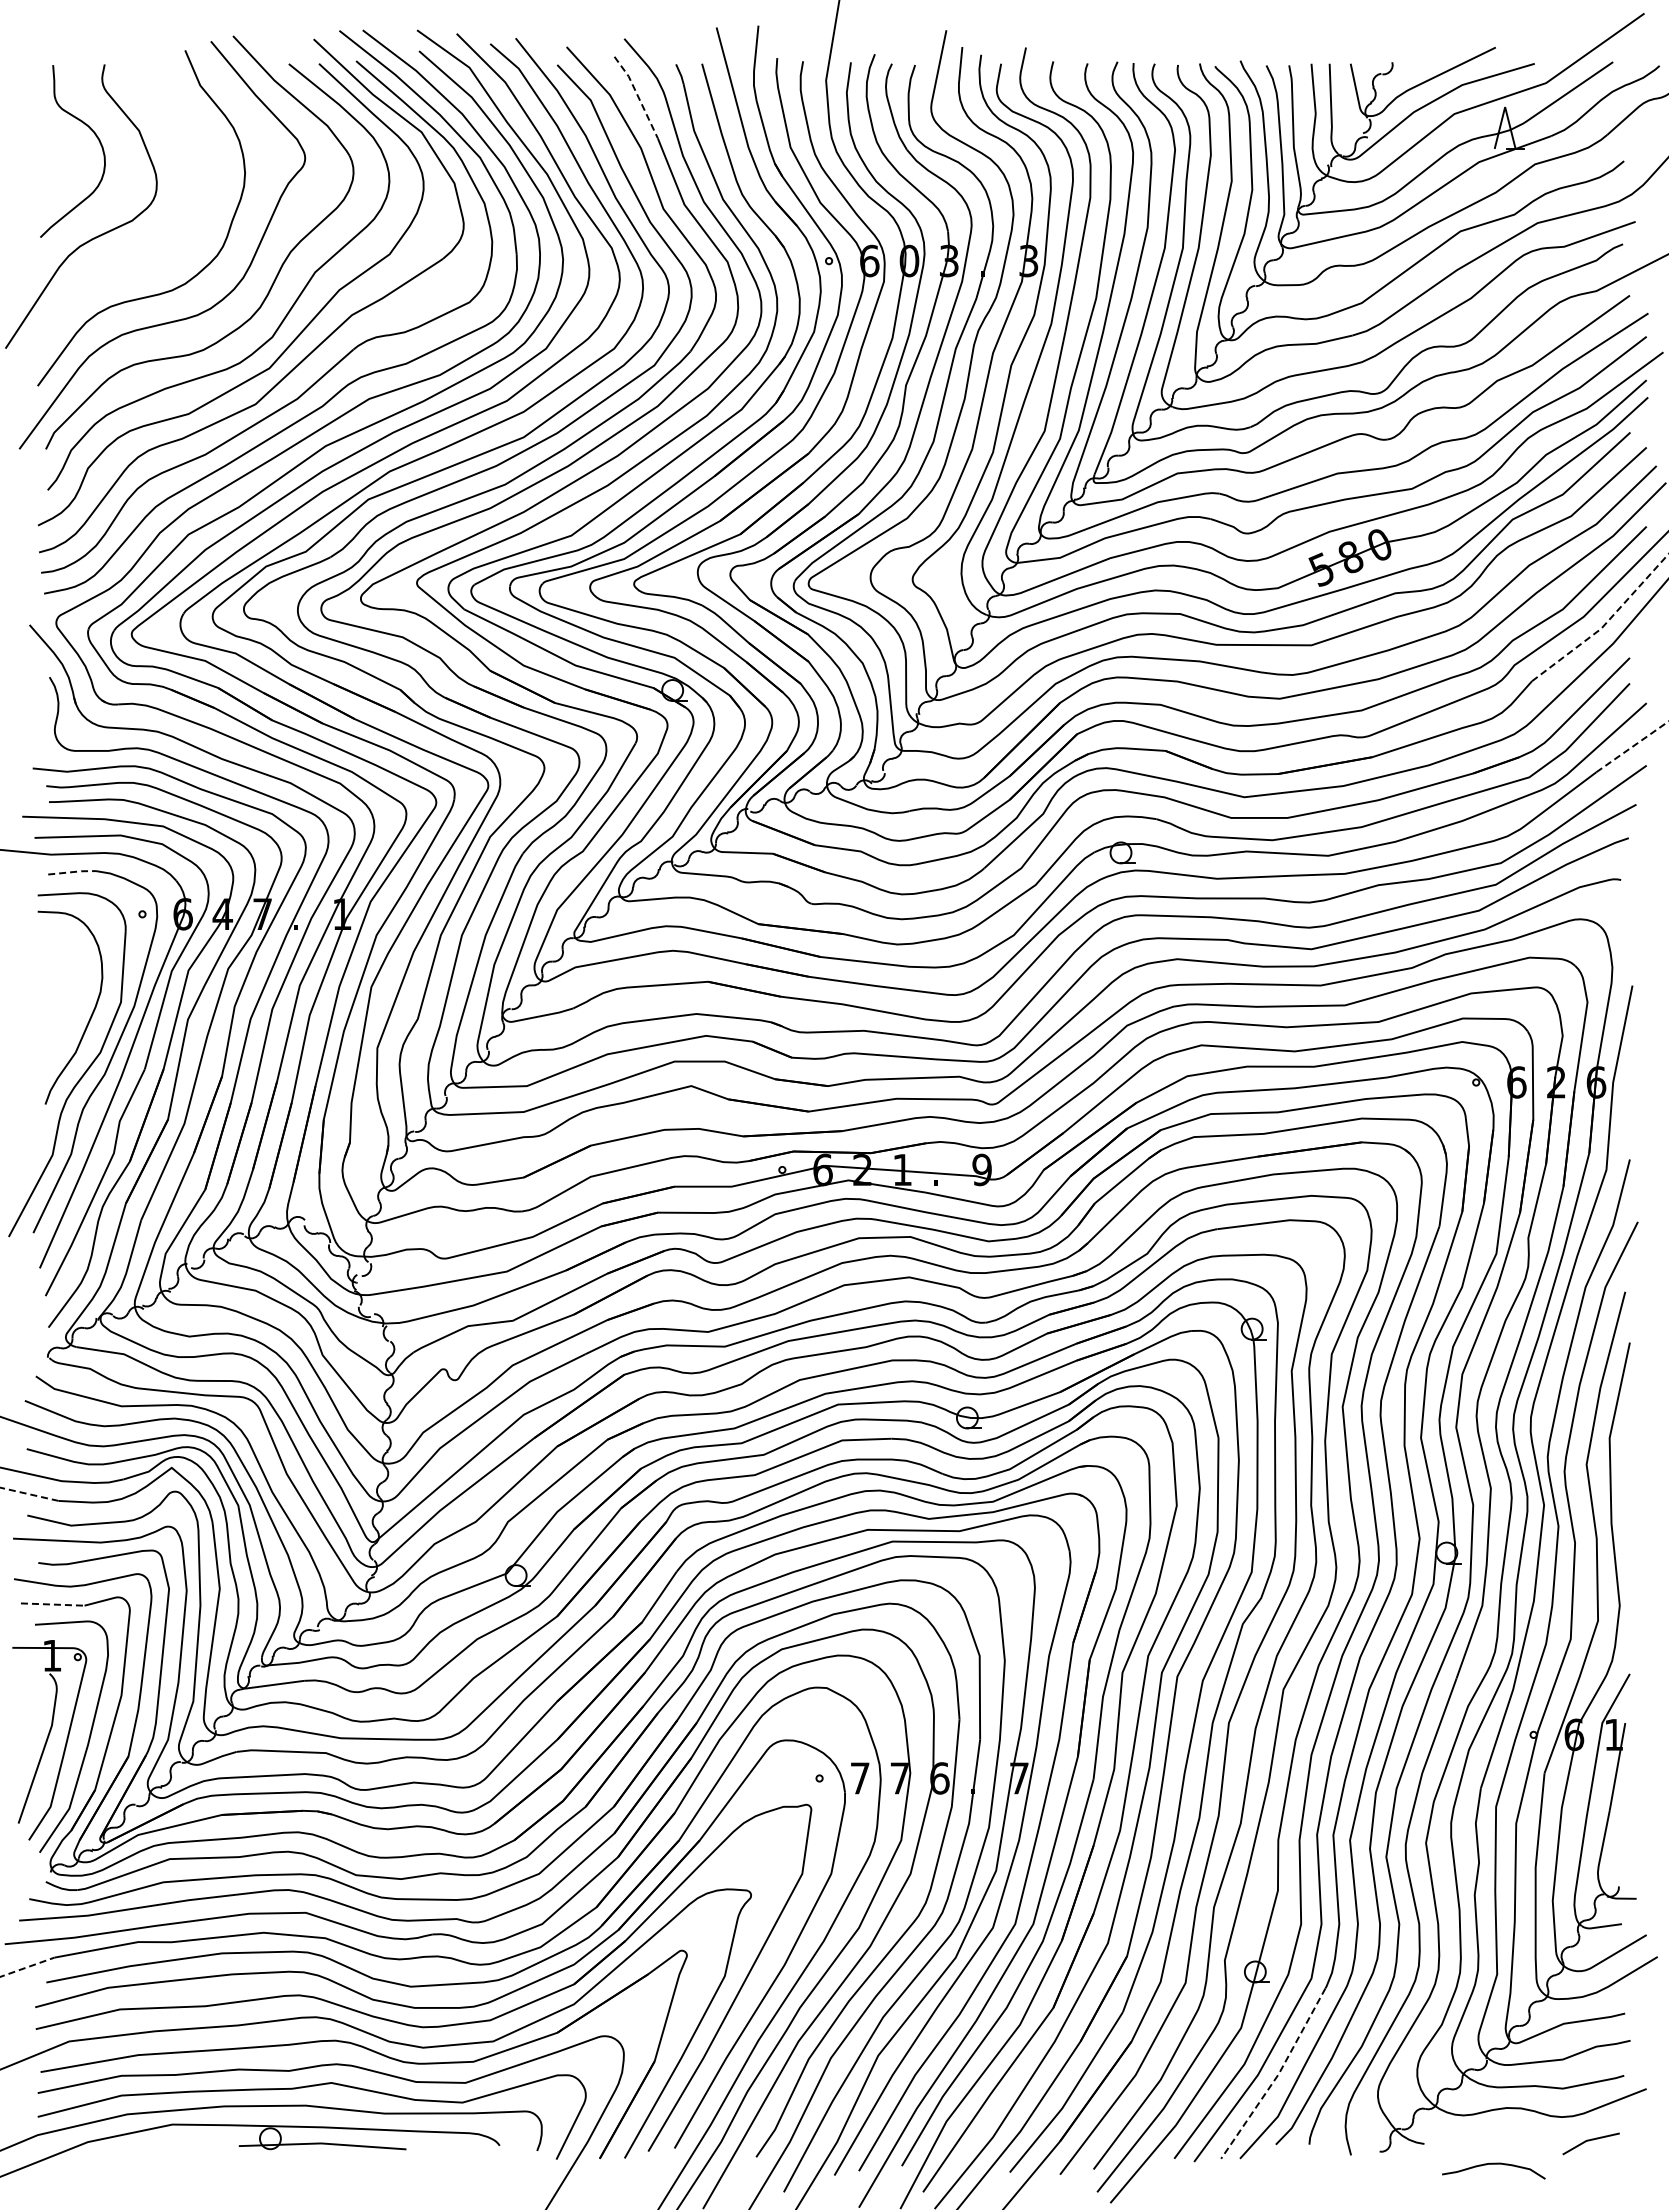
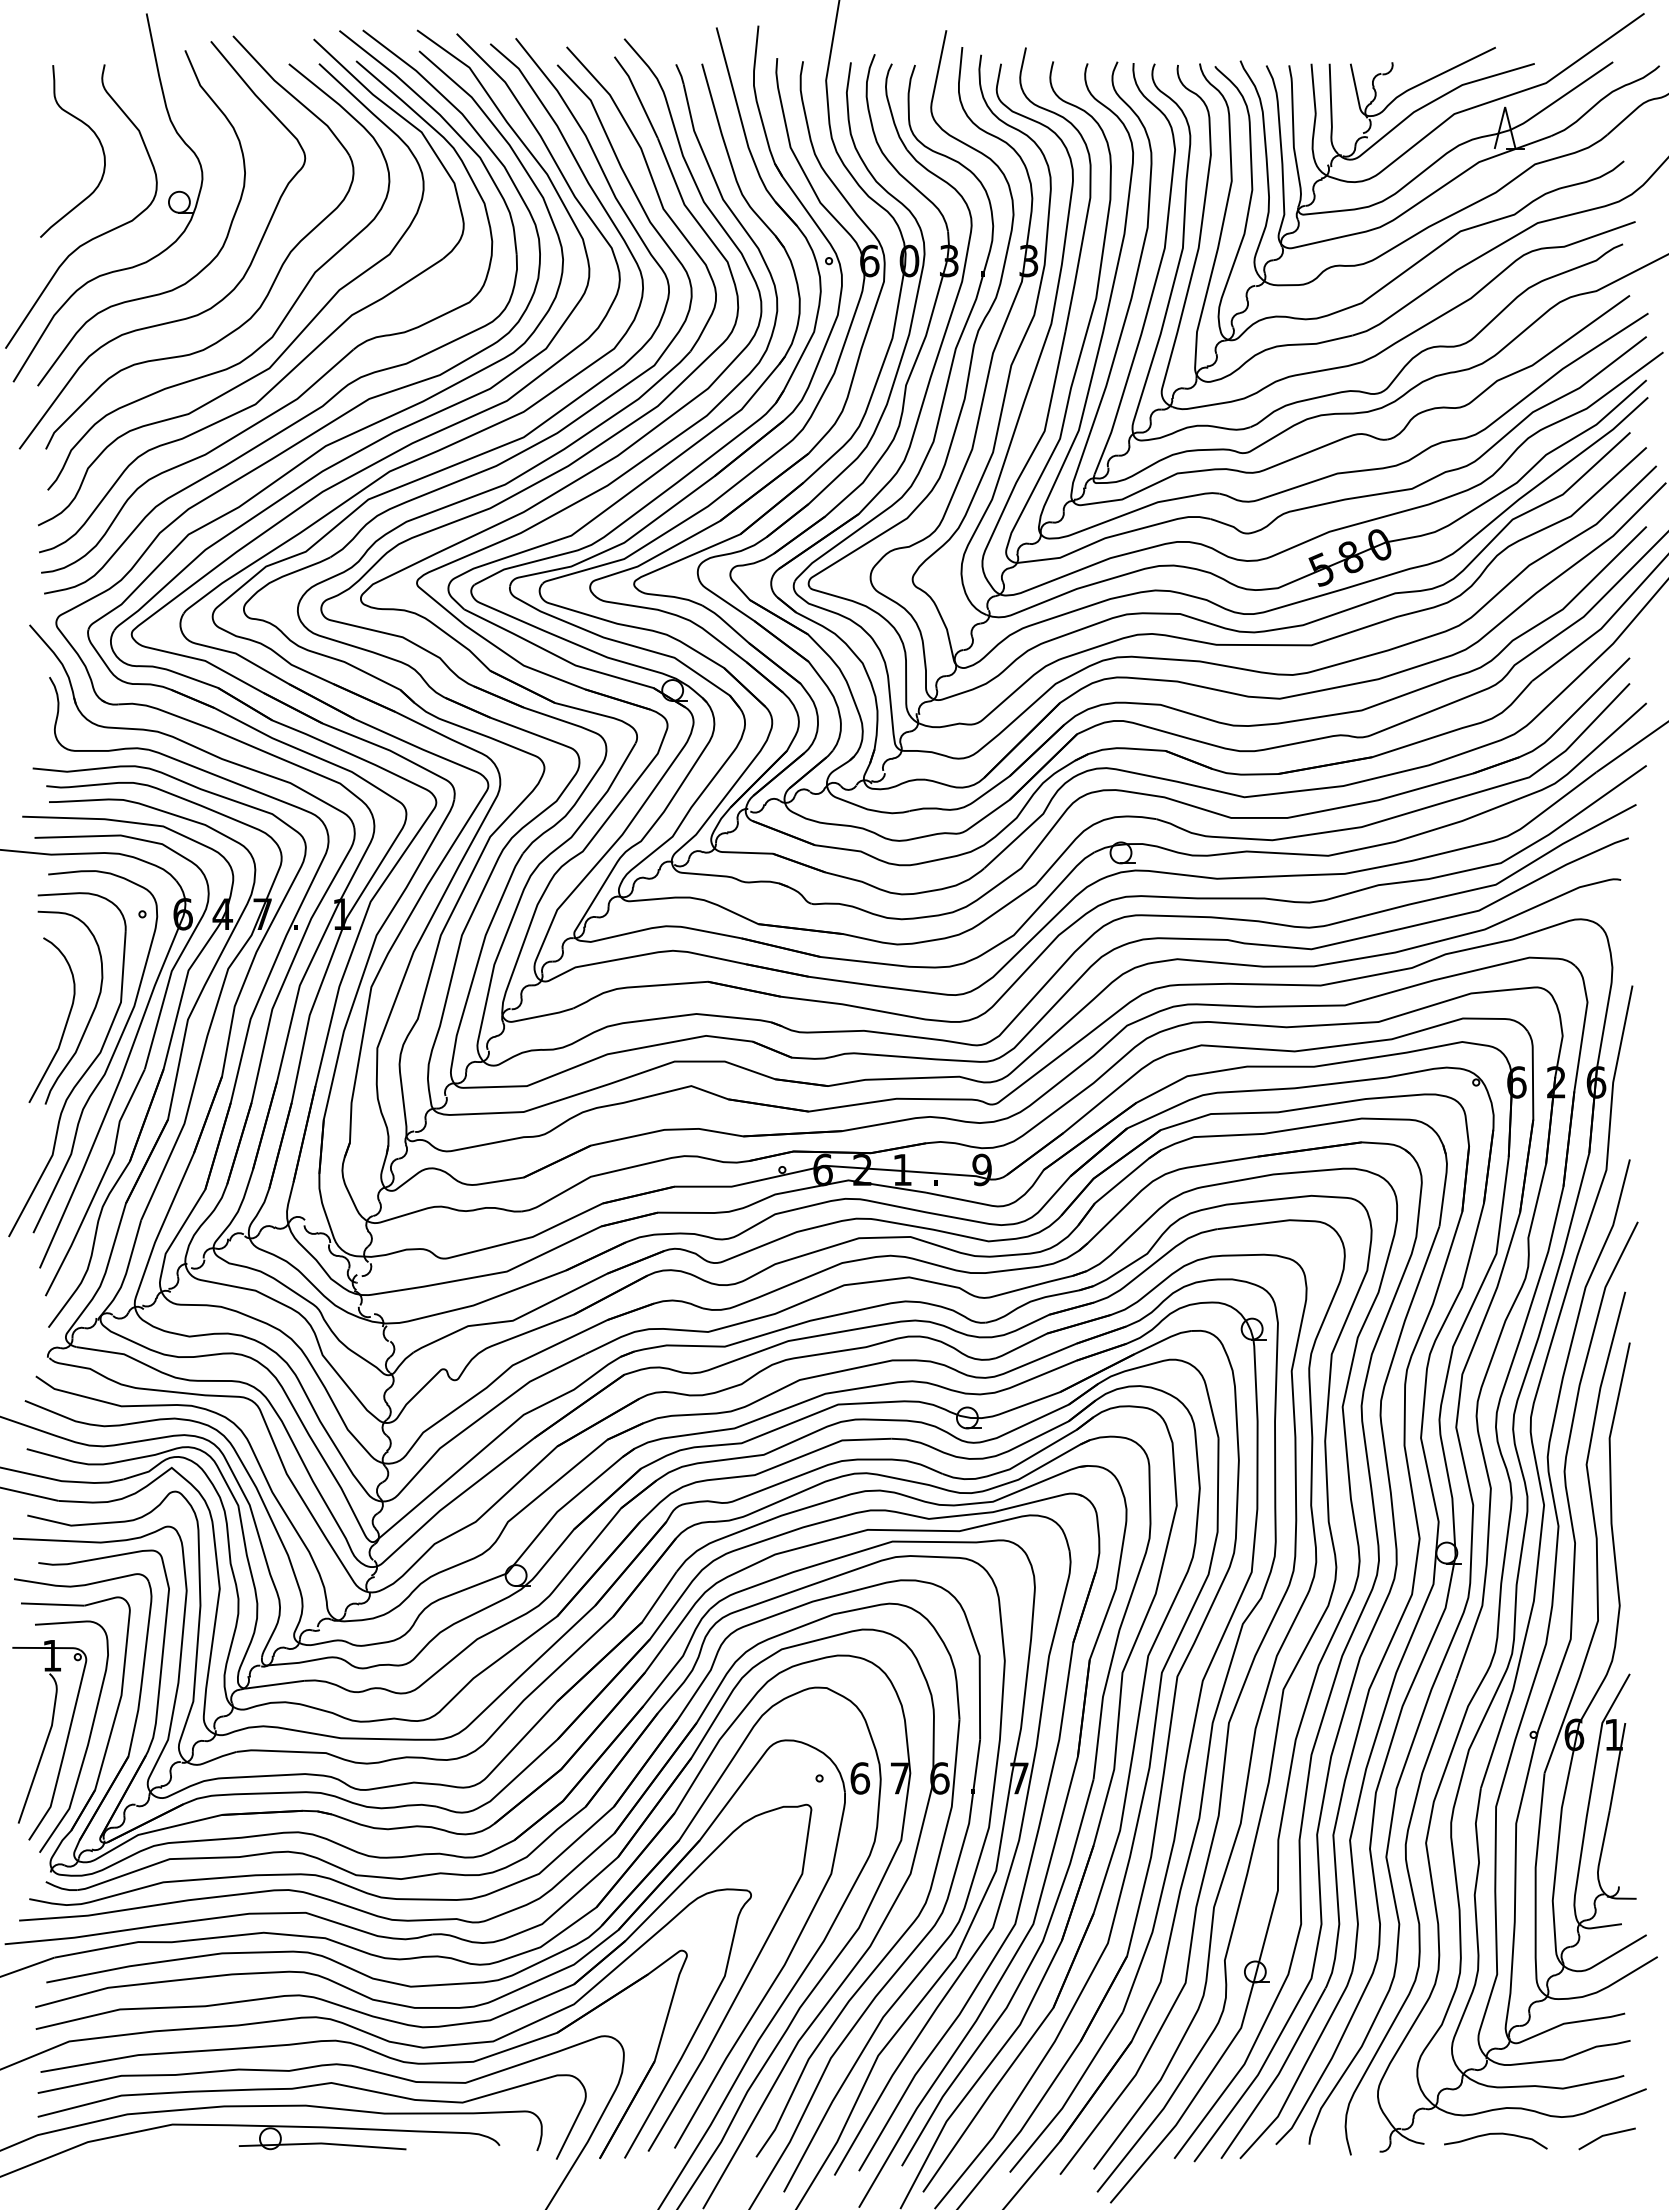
line: dashed -> solid (637, 96)
part: none -> present (168, 198)
line: dashed -> solid (1605, 623)
line: dashed -> solid (1633, 746)
line: dashed -> solid (72, 872)
curve: none -> present (65, 1023)
line: dashed -> solid (29, 1494)
line: dashed -> solid (52, 1604)
text: 7 -> 6 (860, 1778)
line: dashed -> solid (28, 1967)
line: dashed -> solid (1277, 2075)
line position: (1589, 2141) -> (1605, 2136) (1605, 2136)
curve position: (1493, 2164) -> (1495, 2134) (1495, 2134)
